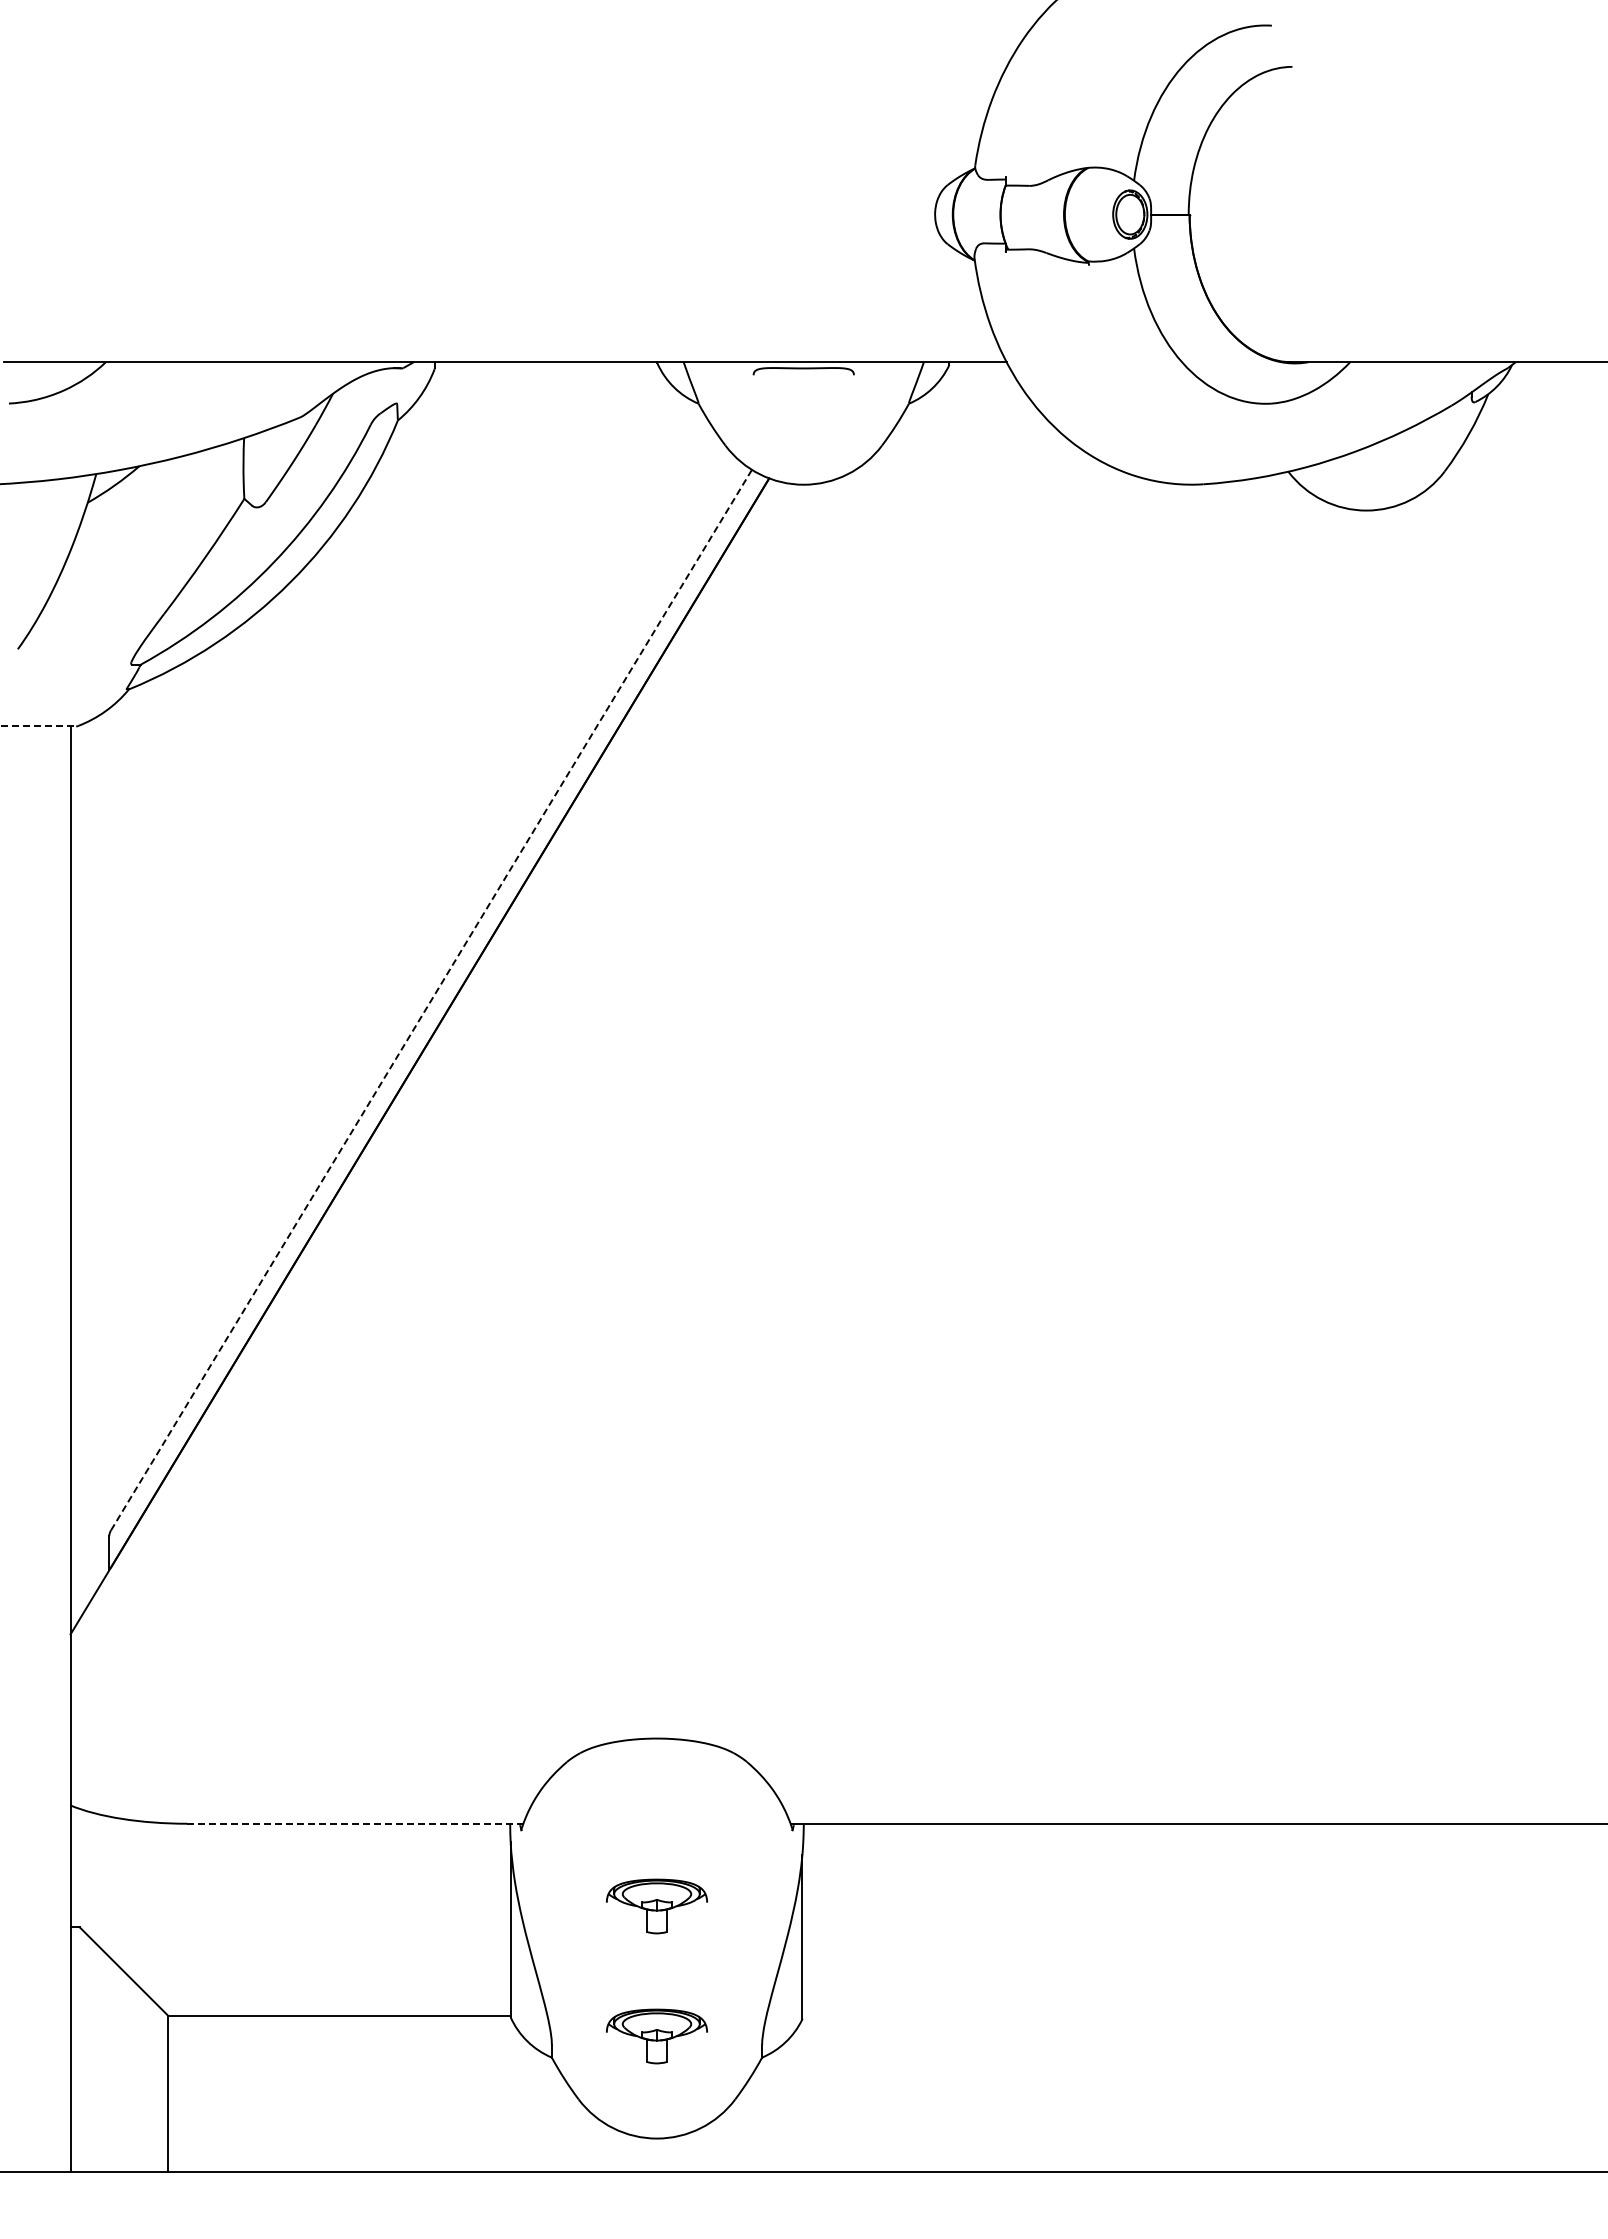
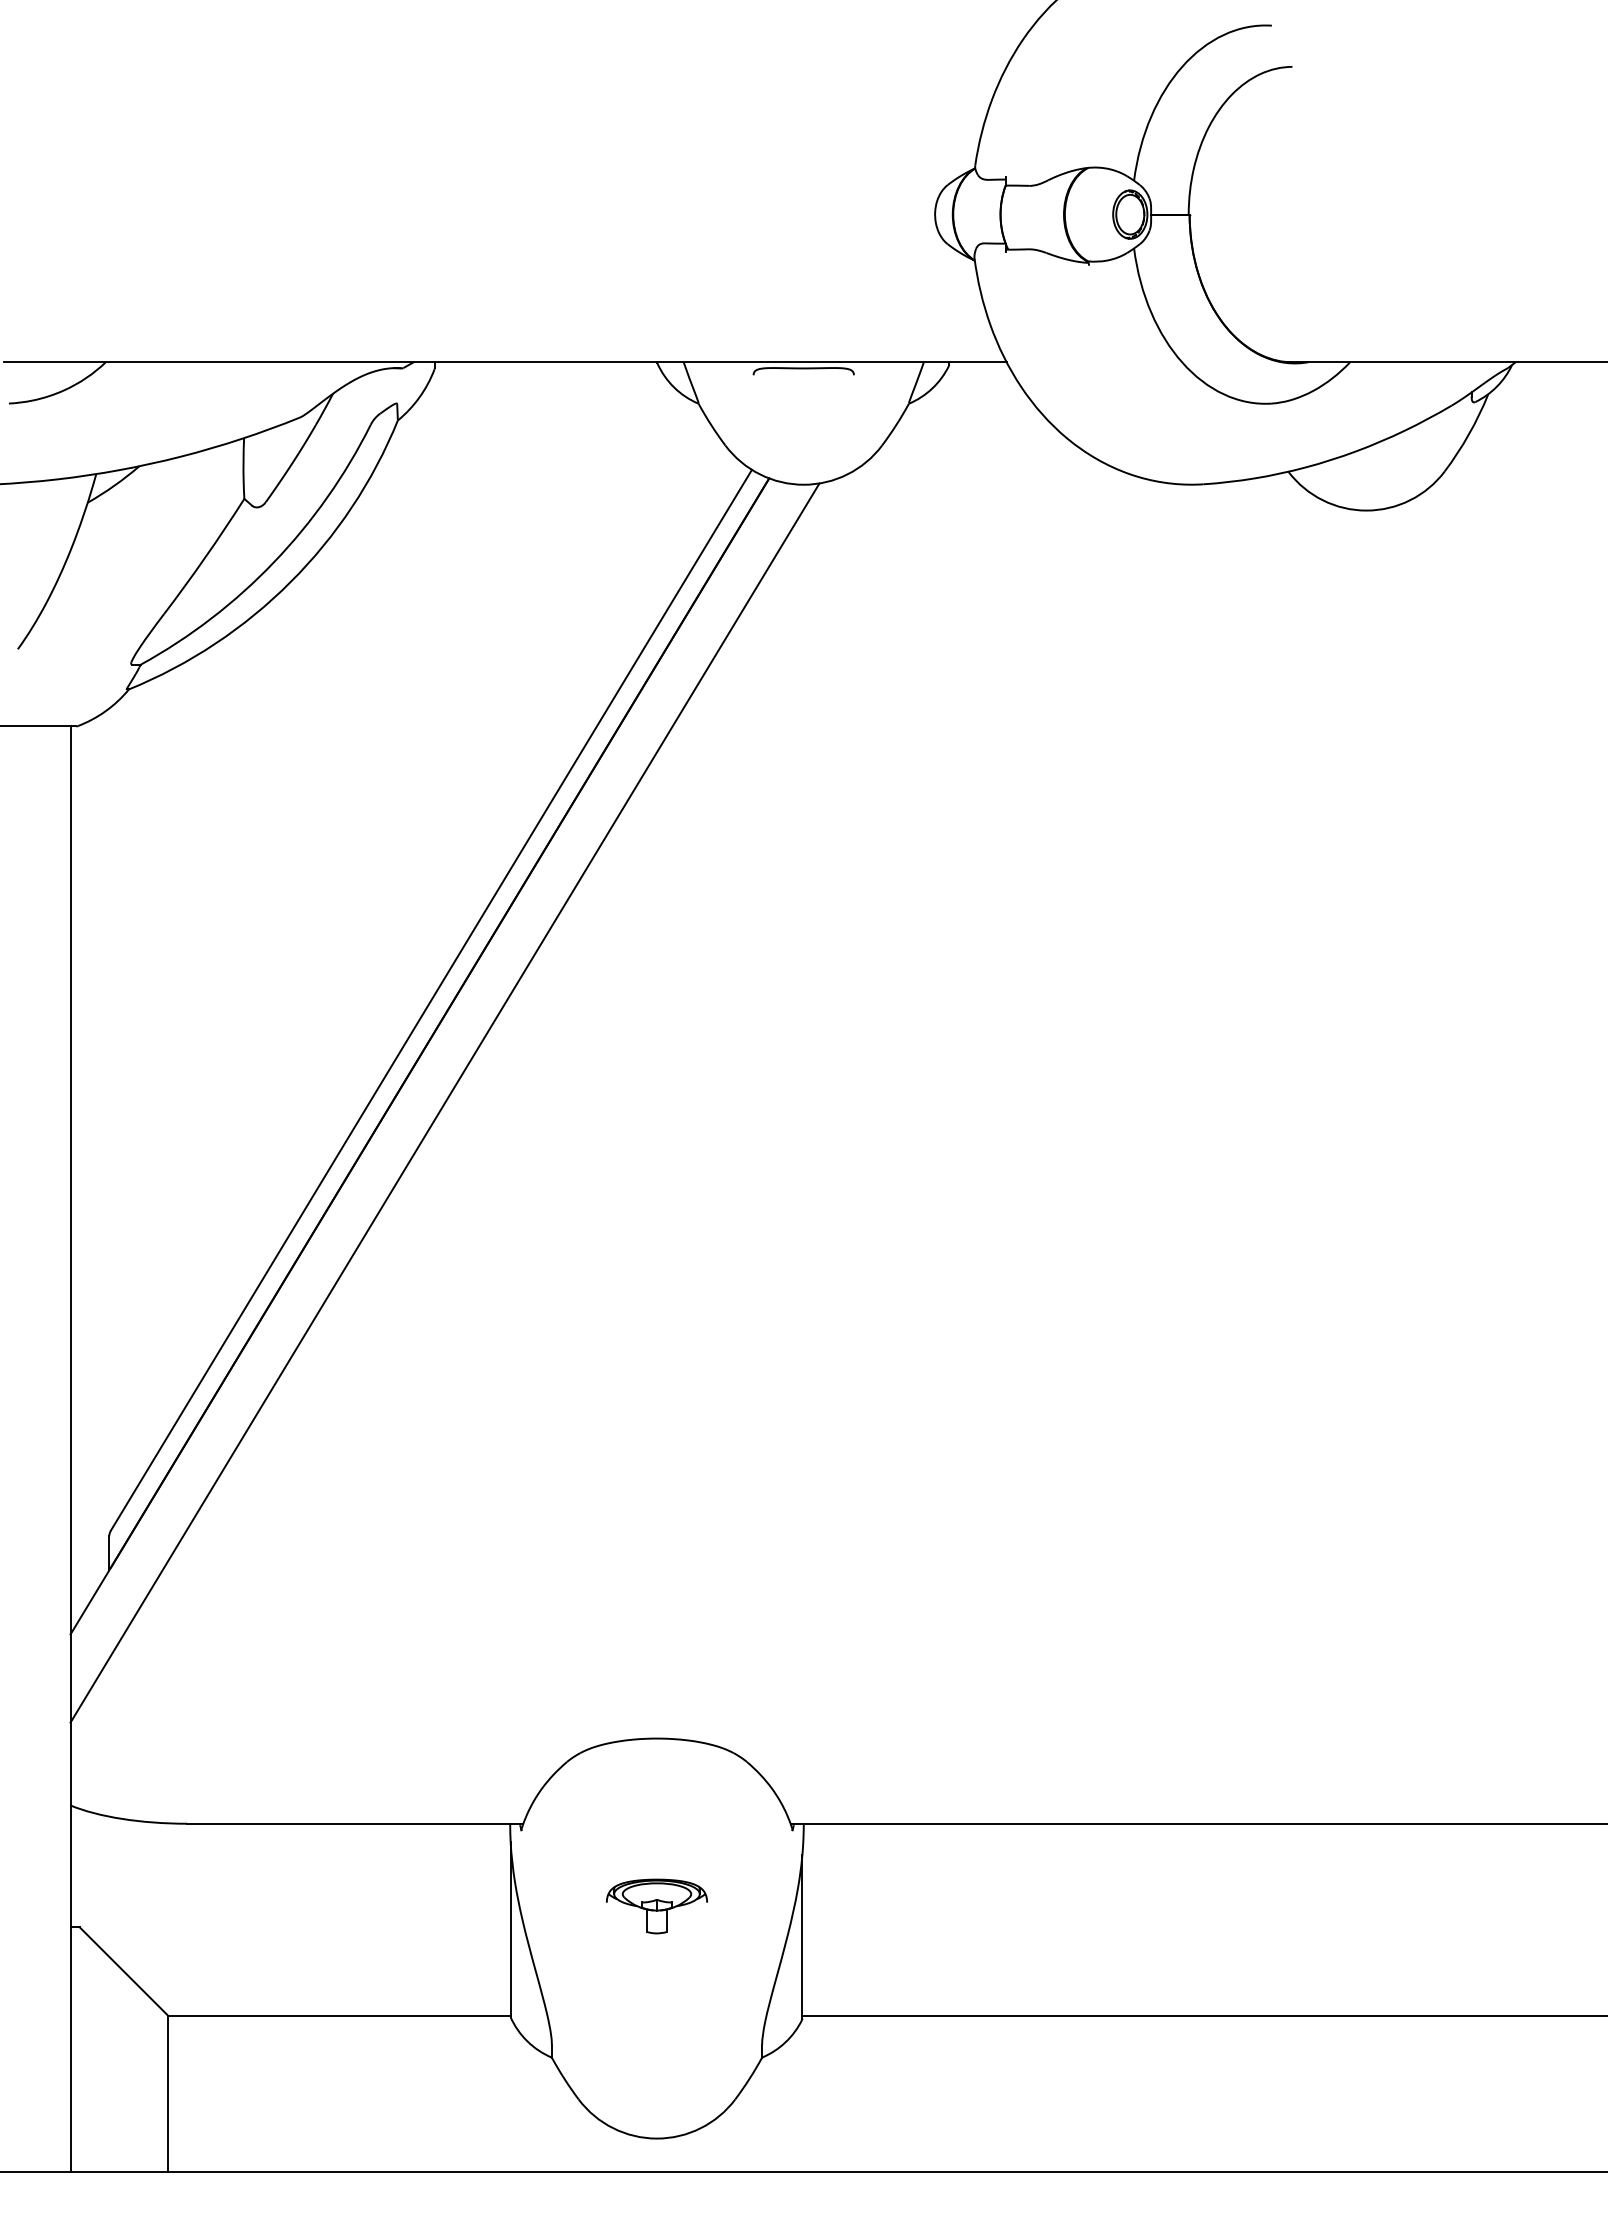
line: dashed -> solid (38, 726)
line: dashed -> solid (431, 1000)
line: none -> present (444, 1102)
line: dashed -> solid (355, 1823)
line: none -> present (1203, 2016)
part: present -> none (656, 2036)
